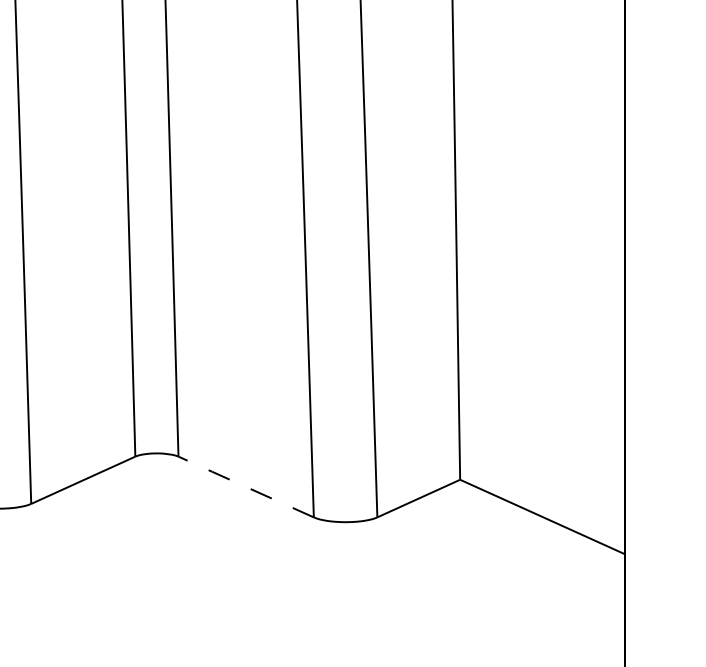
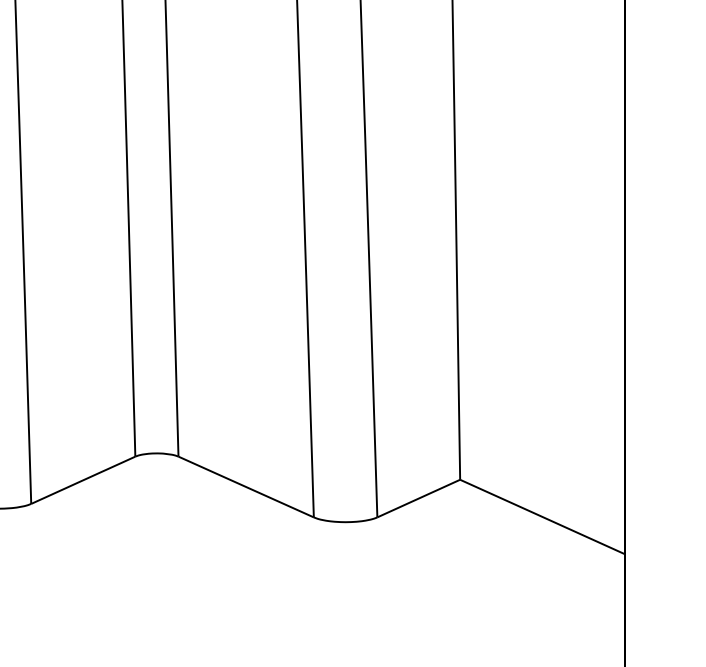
line: dashed -> solid (245, 486)
